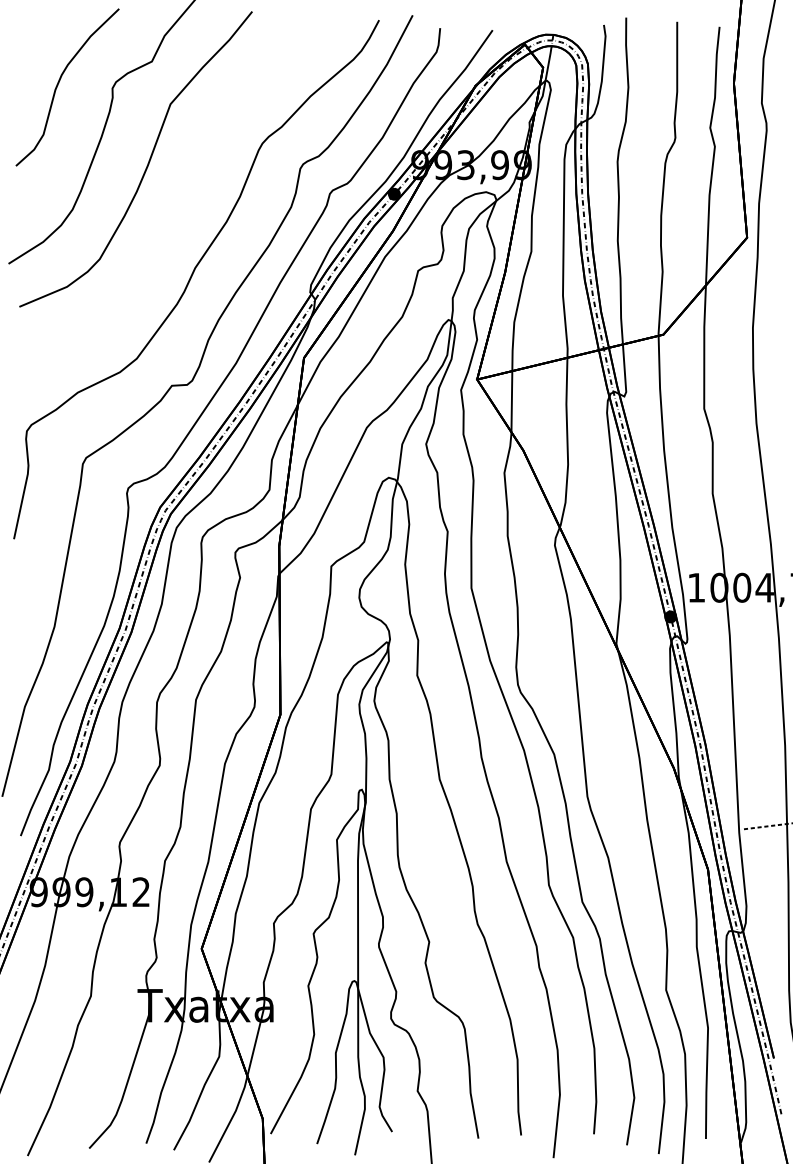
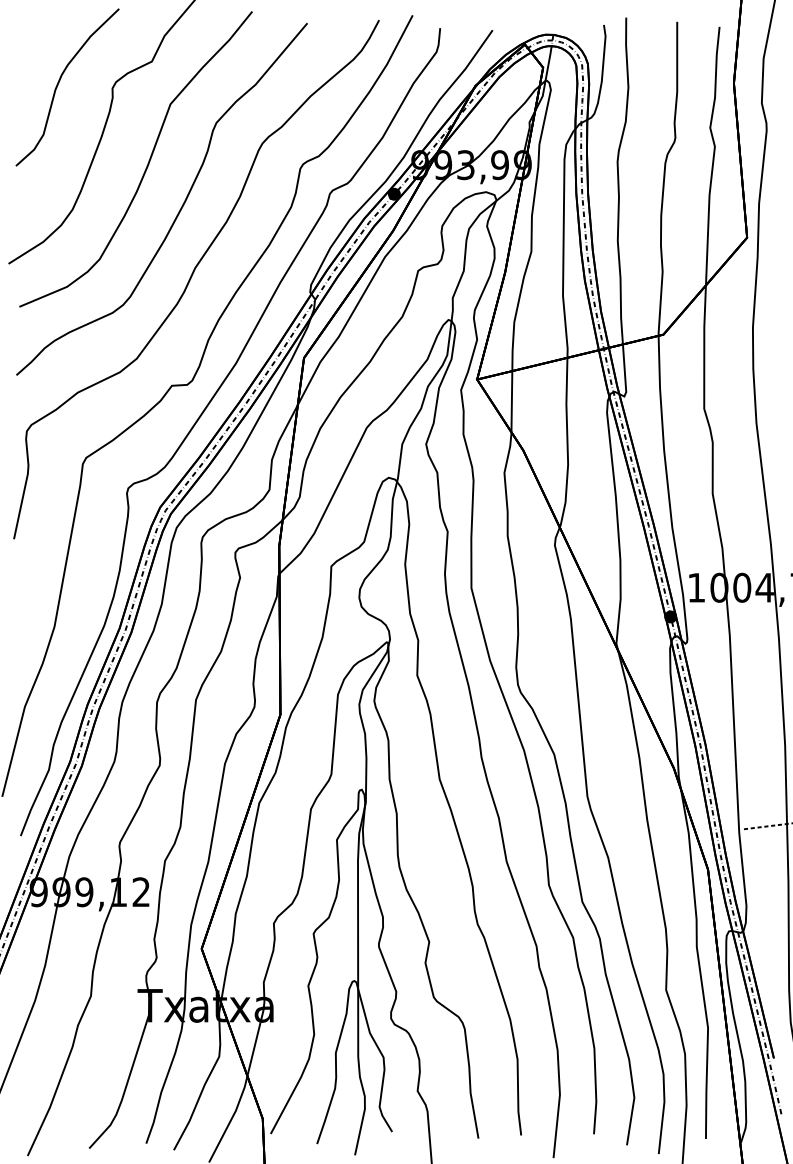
curve: none -> present (180, 207)
